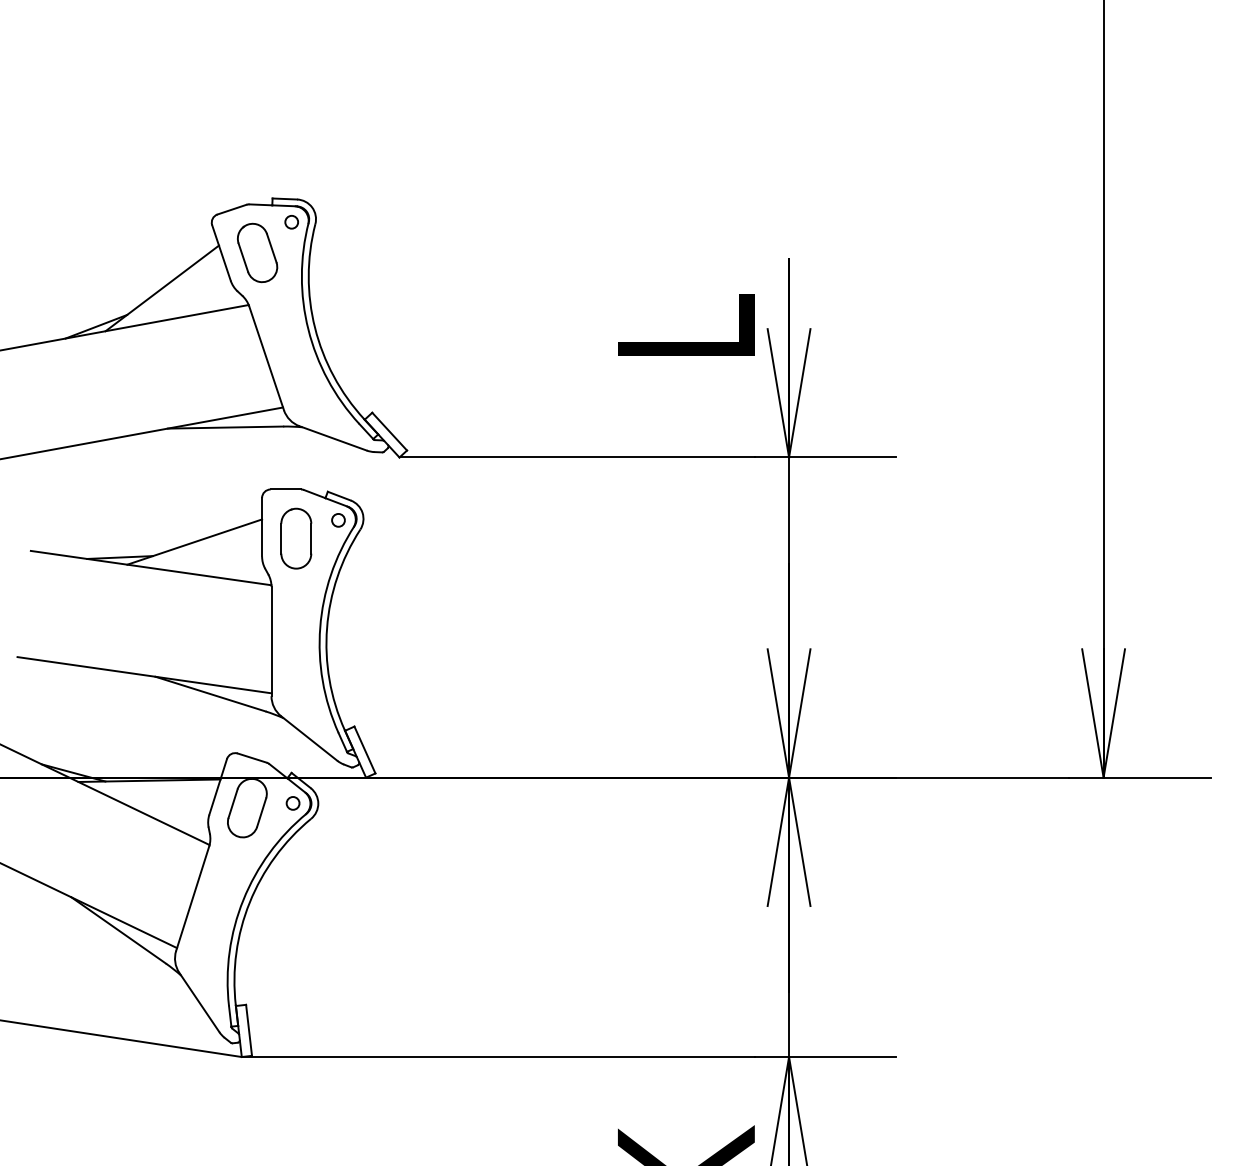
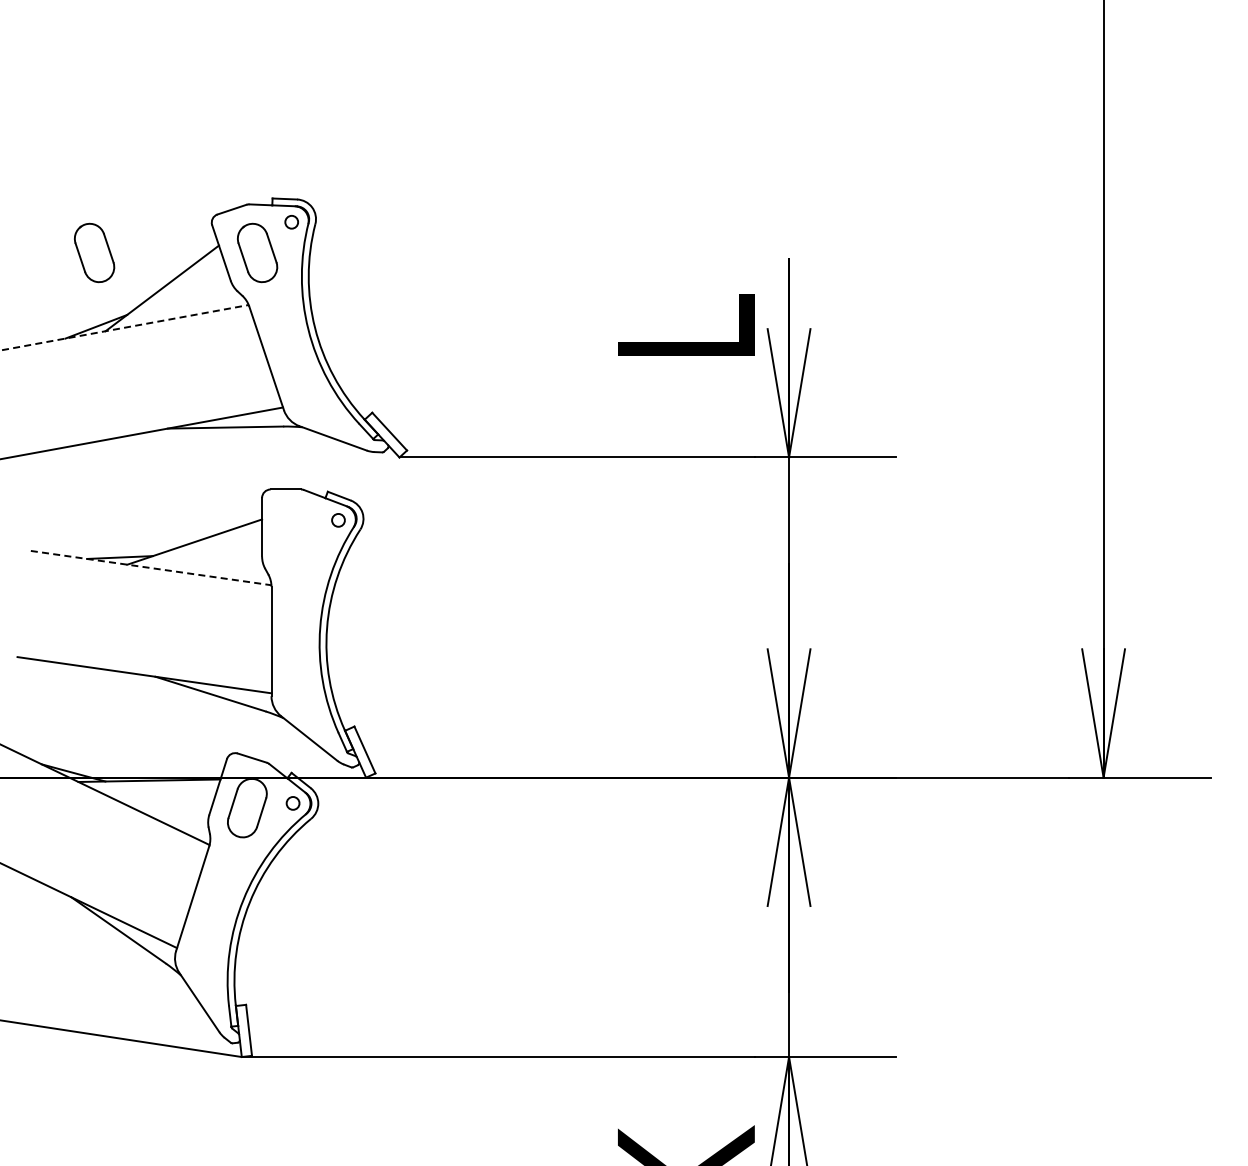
part: none -> present (94, 252)
line: solid -> dashed (124, 327)
part: present -> none (296, 538)
line: solid -> dashed (151, 568)
